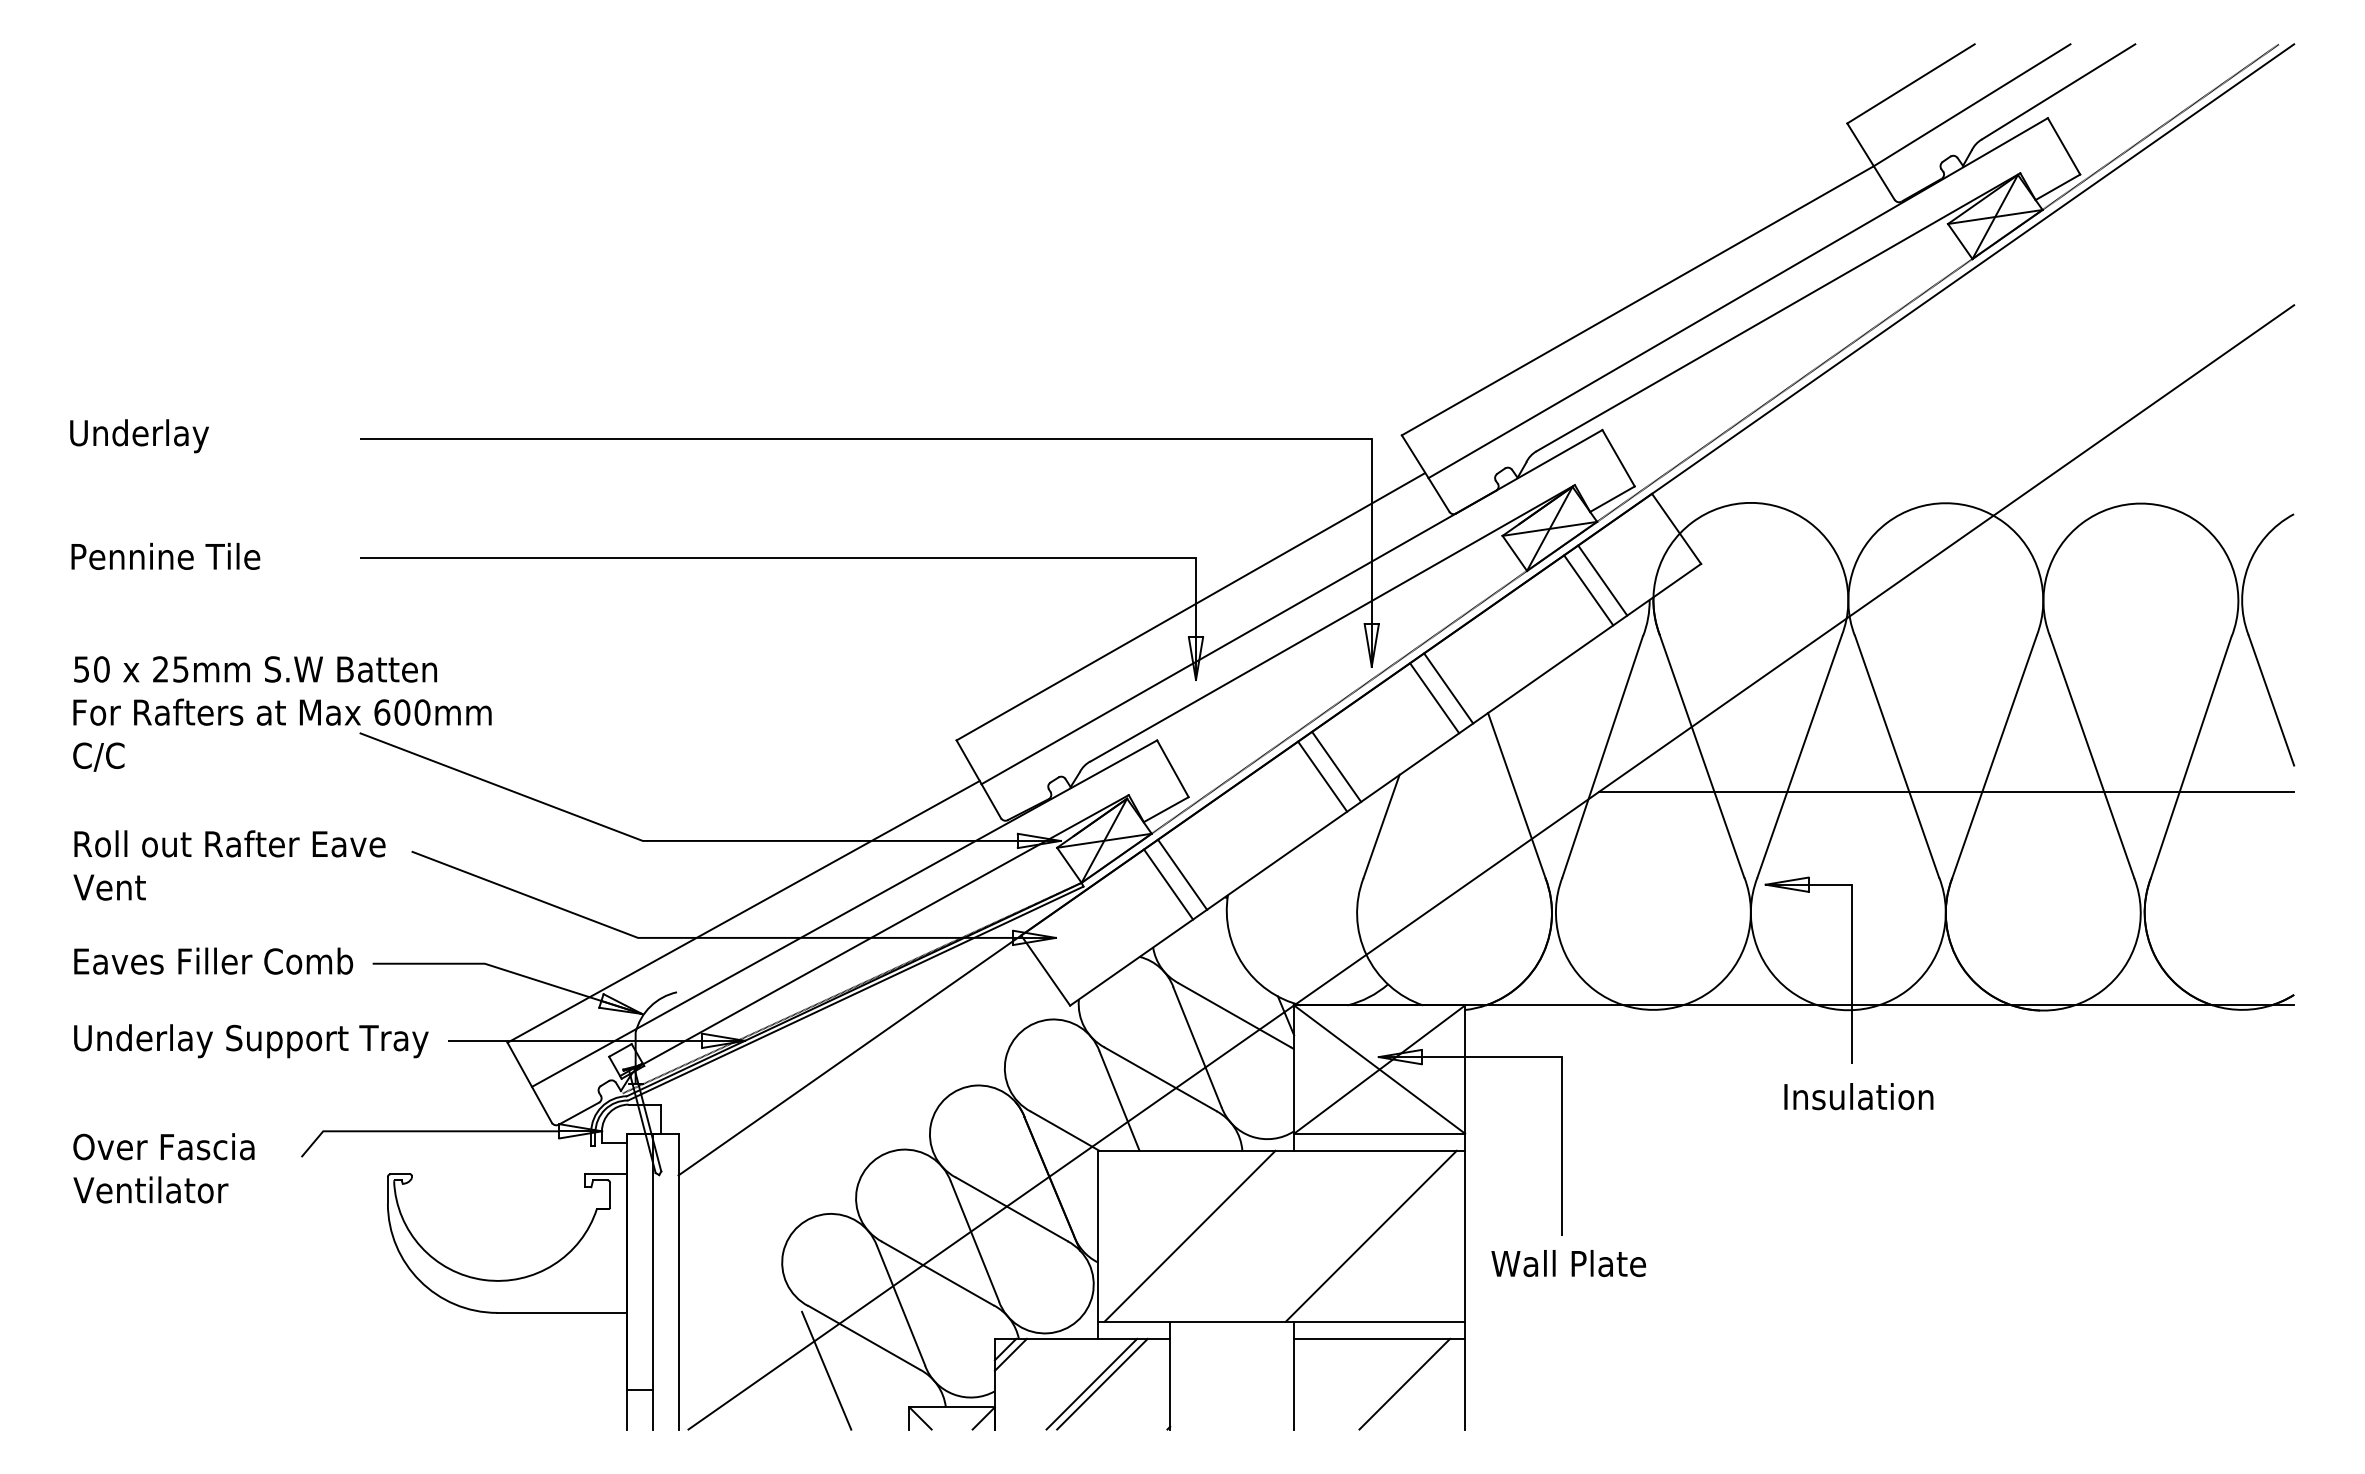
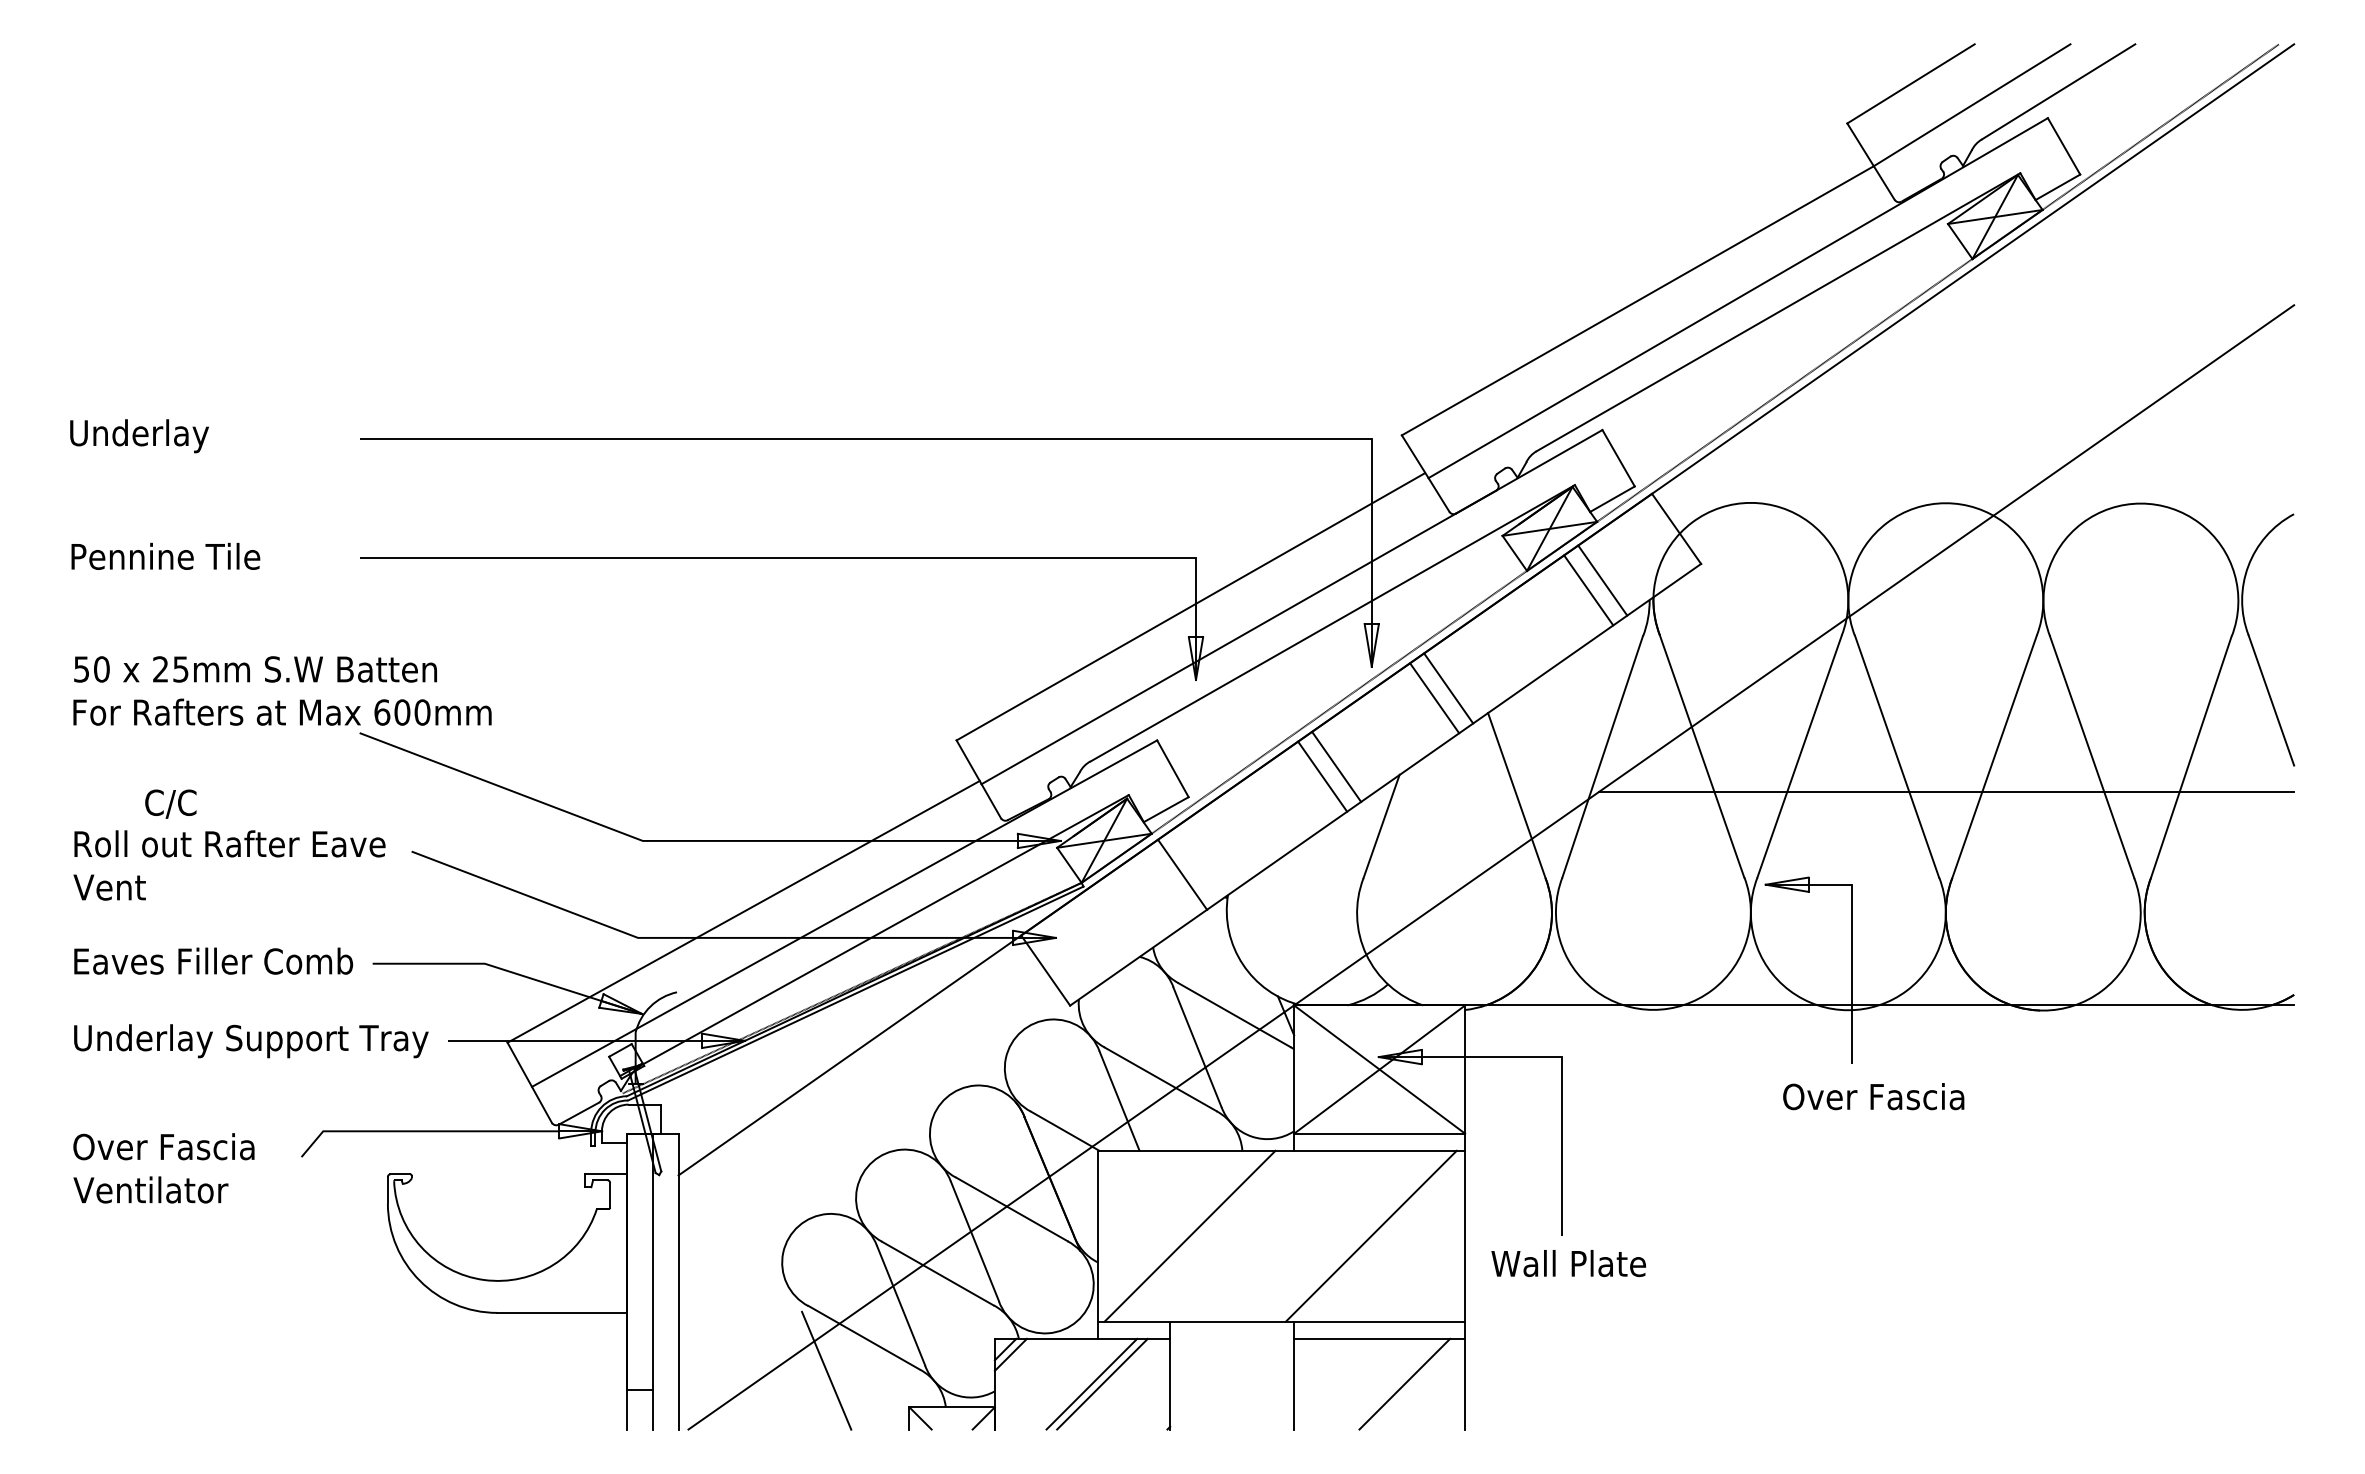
text position: (98, 756) -> (170, 803) (170, 803)
line: present -> none (1168, 884)
text: Insulation -> Over Fascia (1873, 1096)
